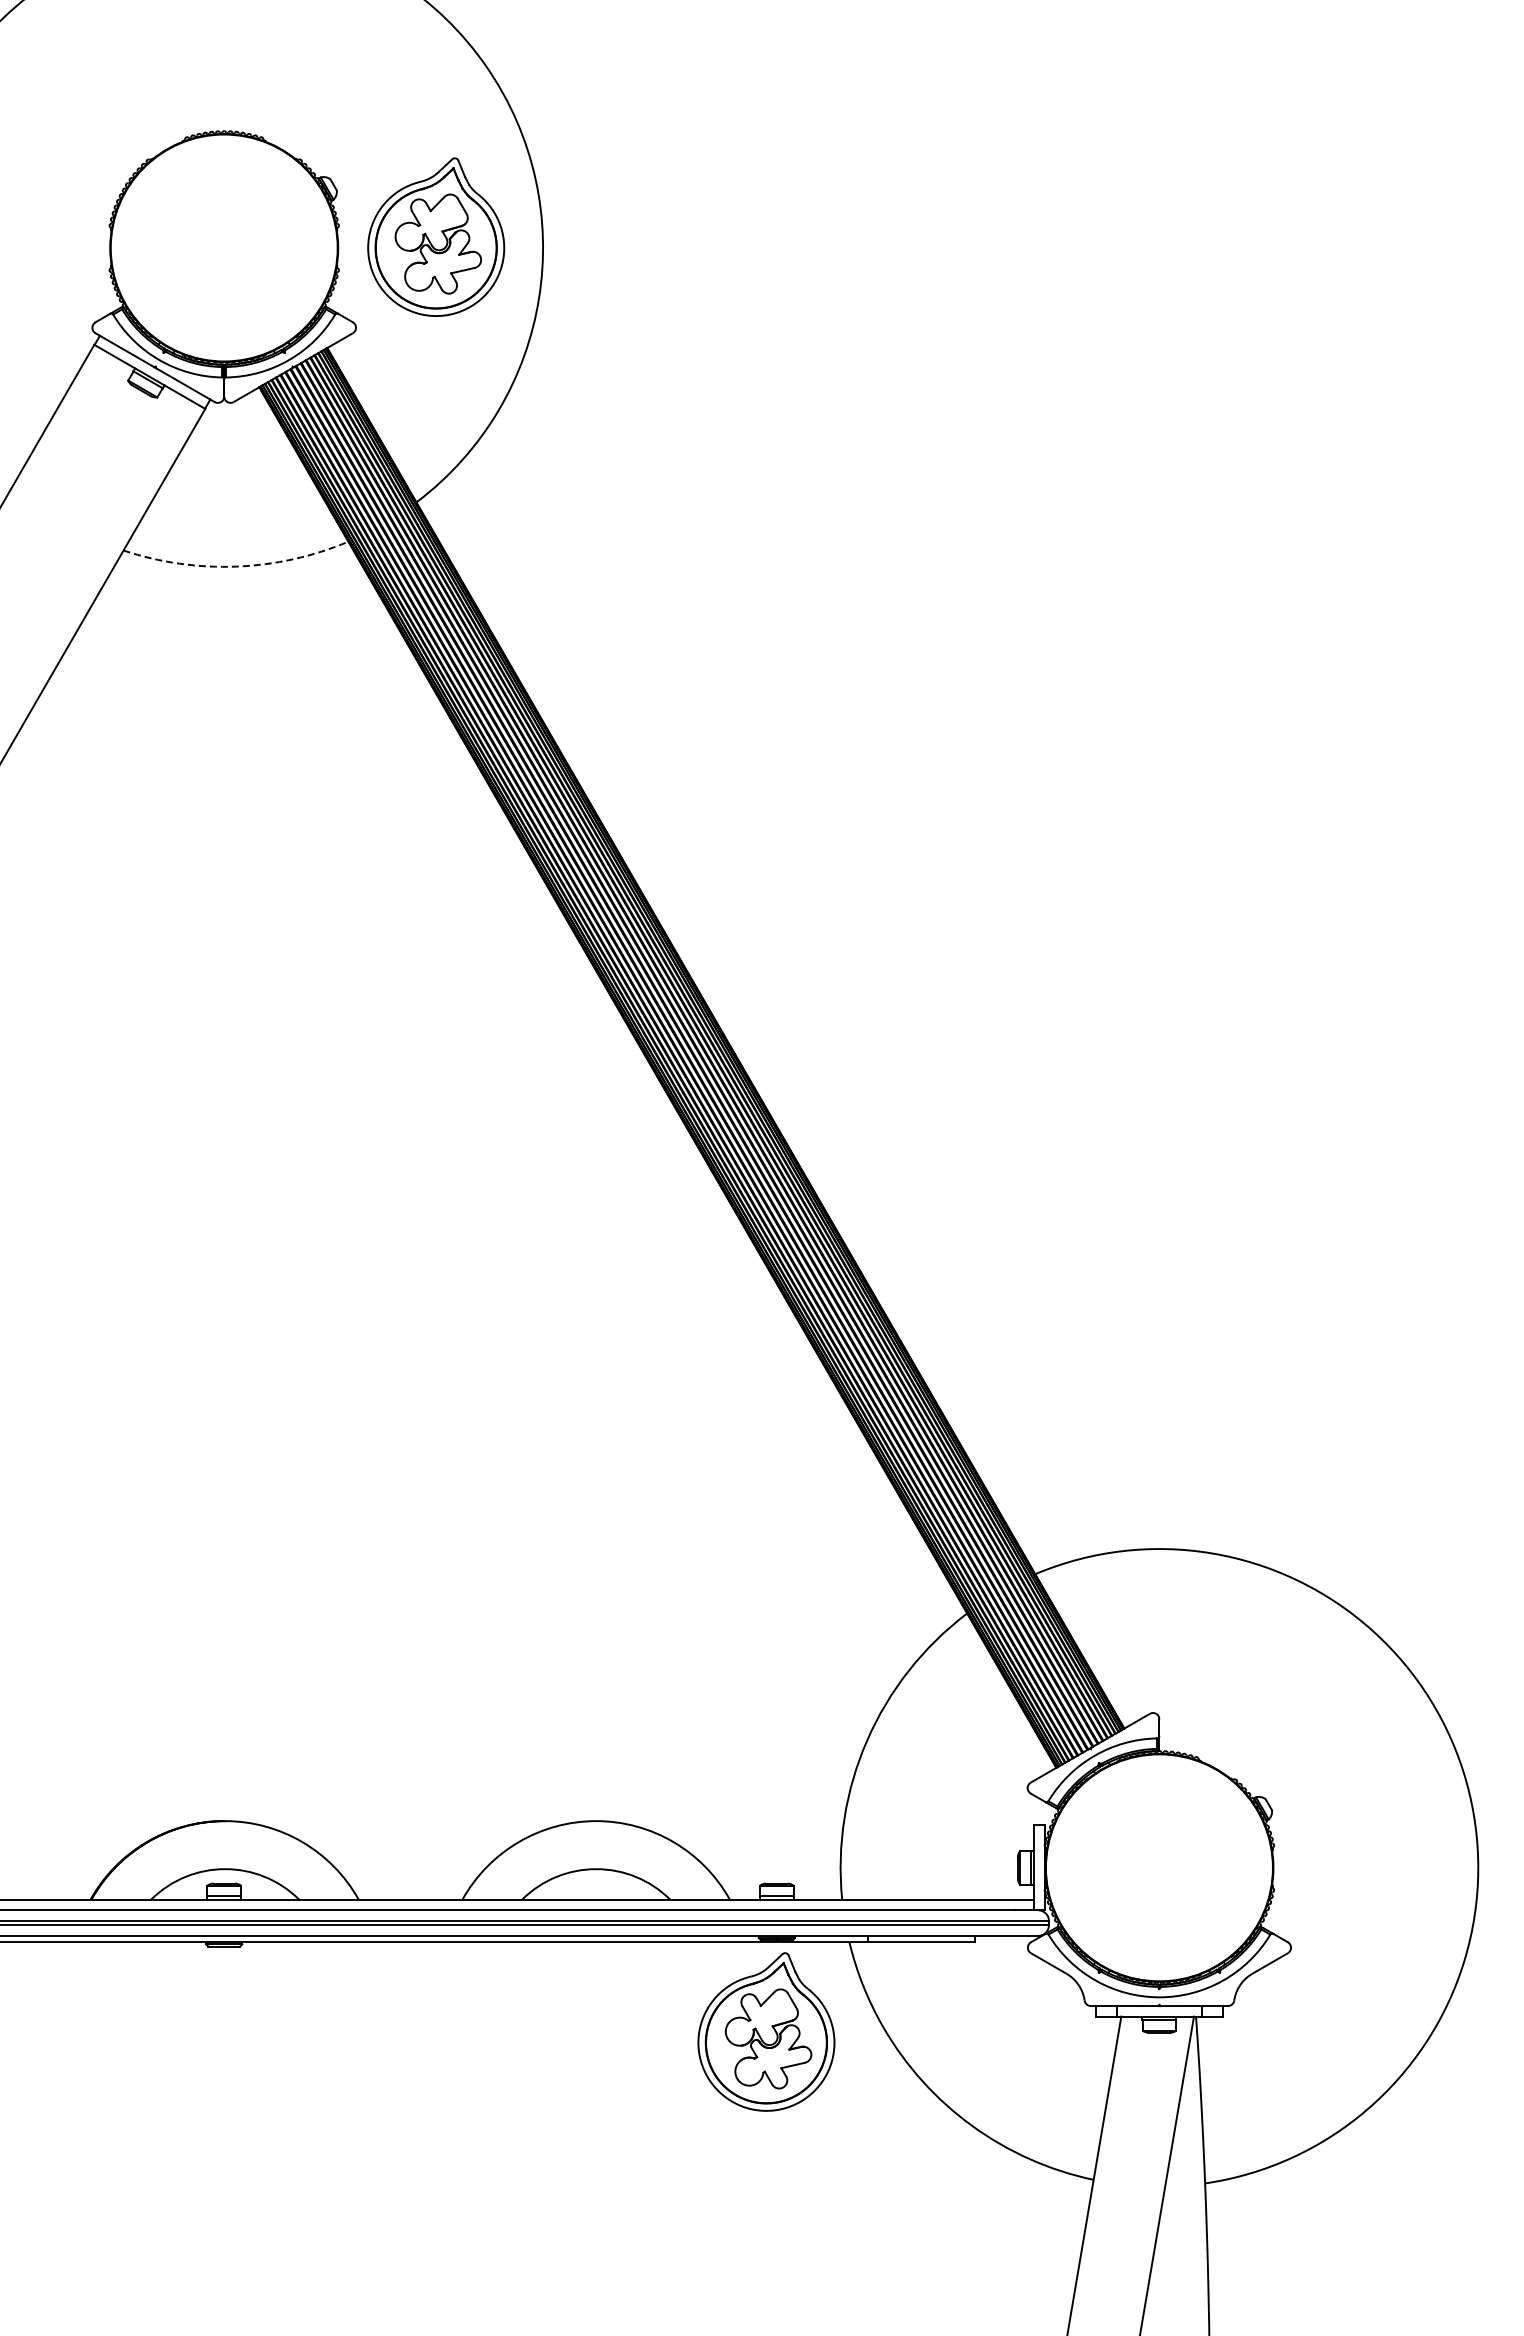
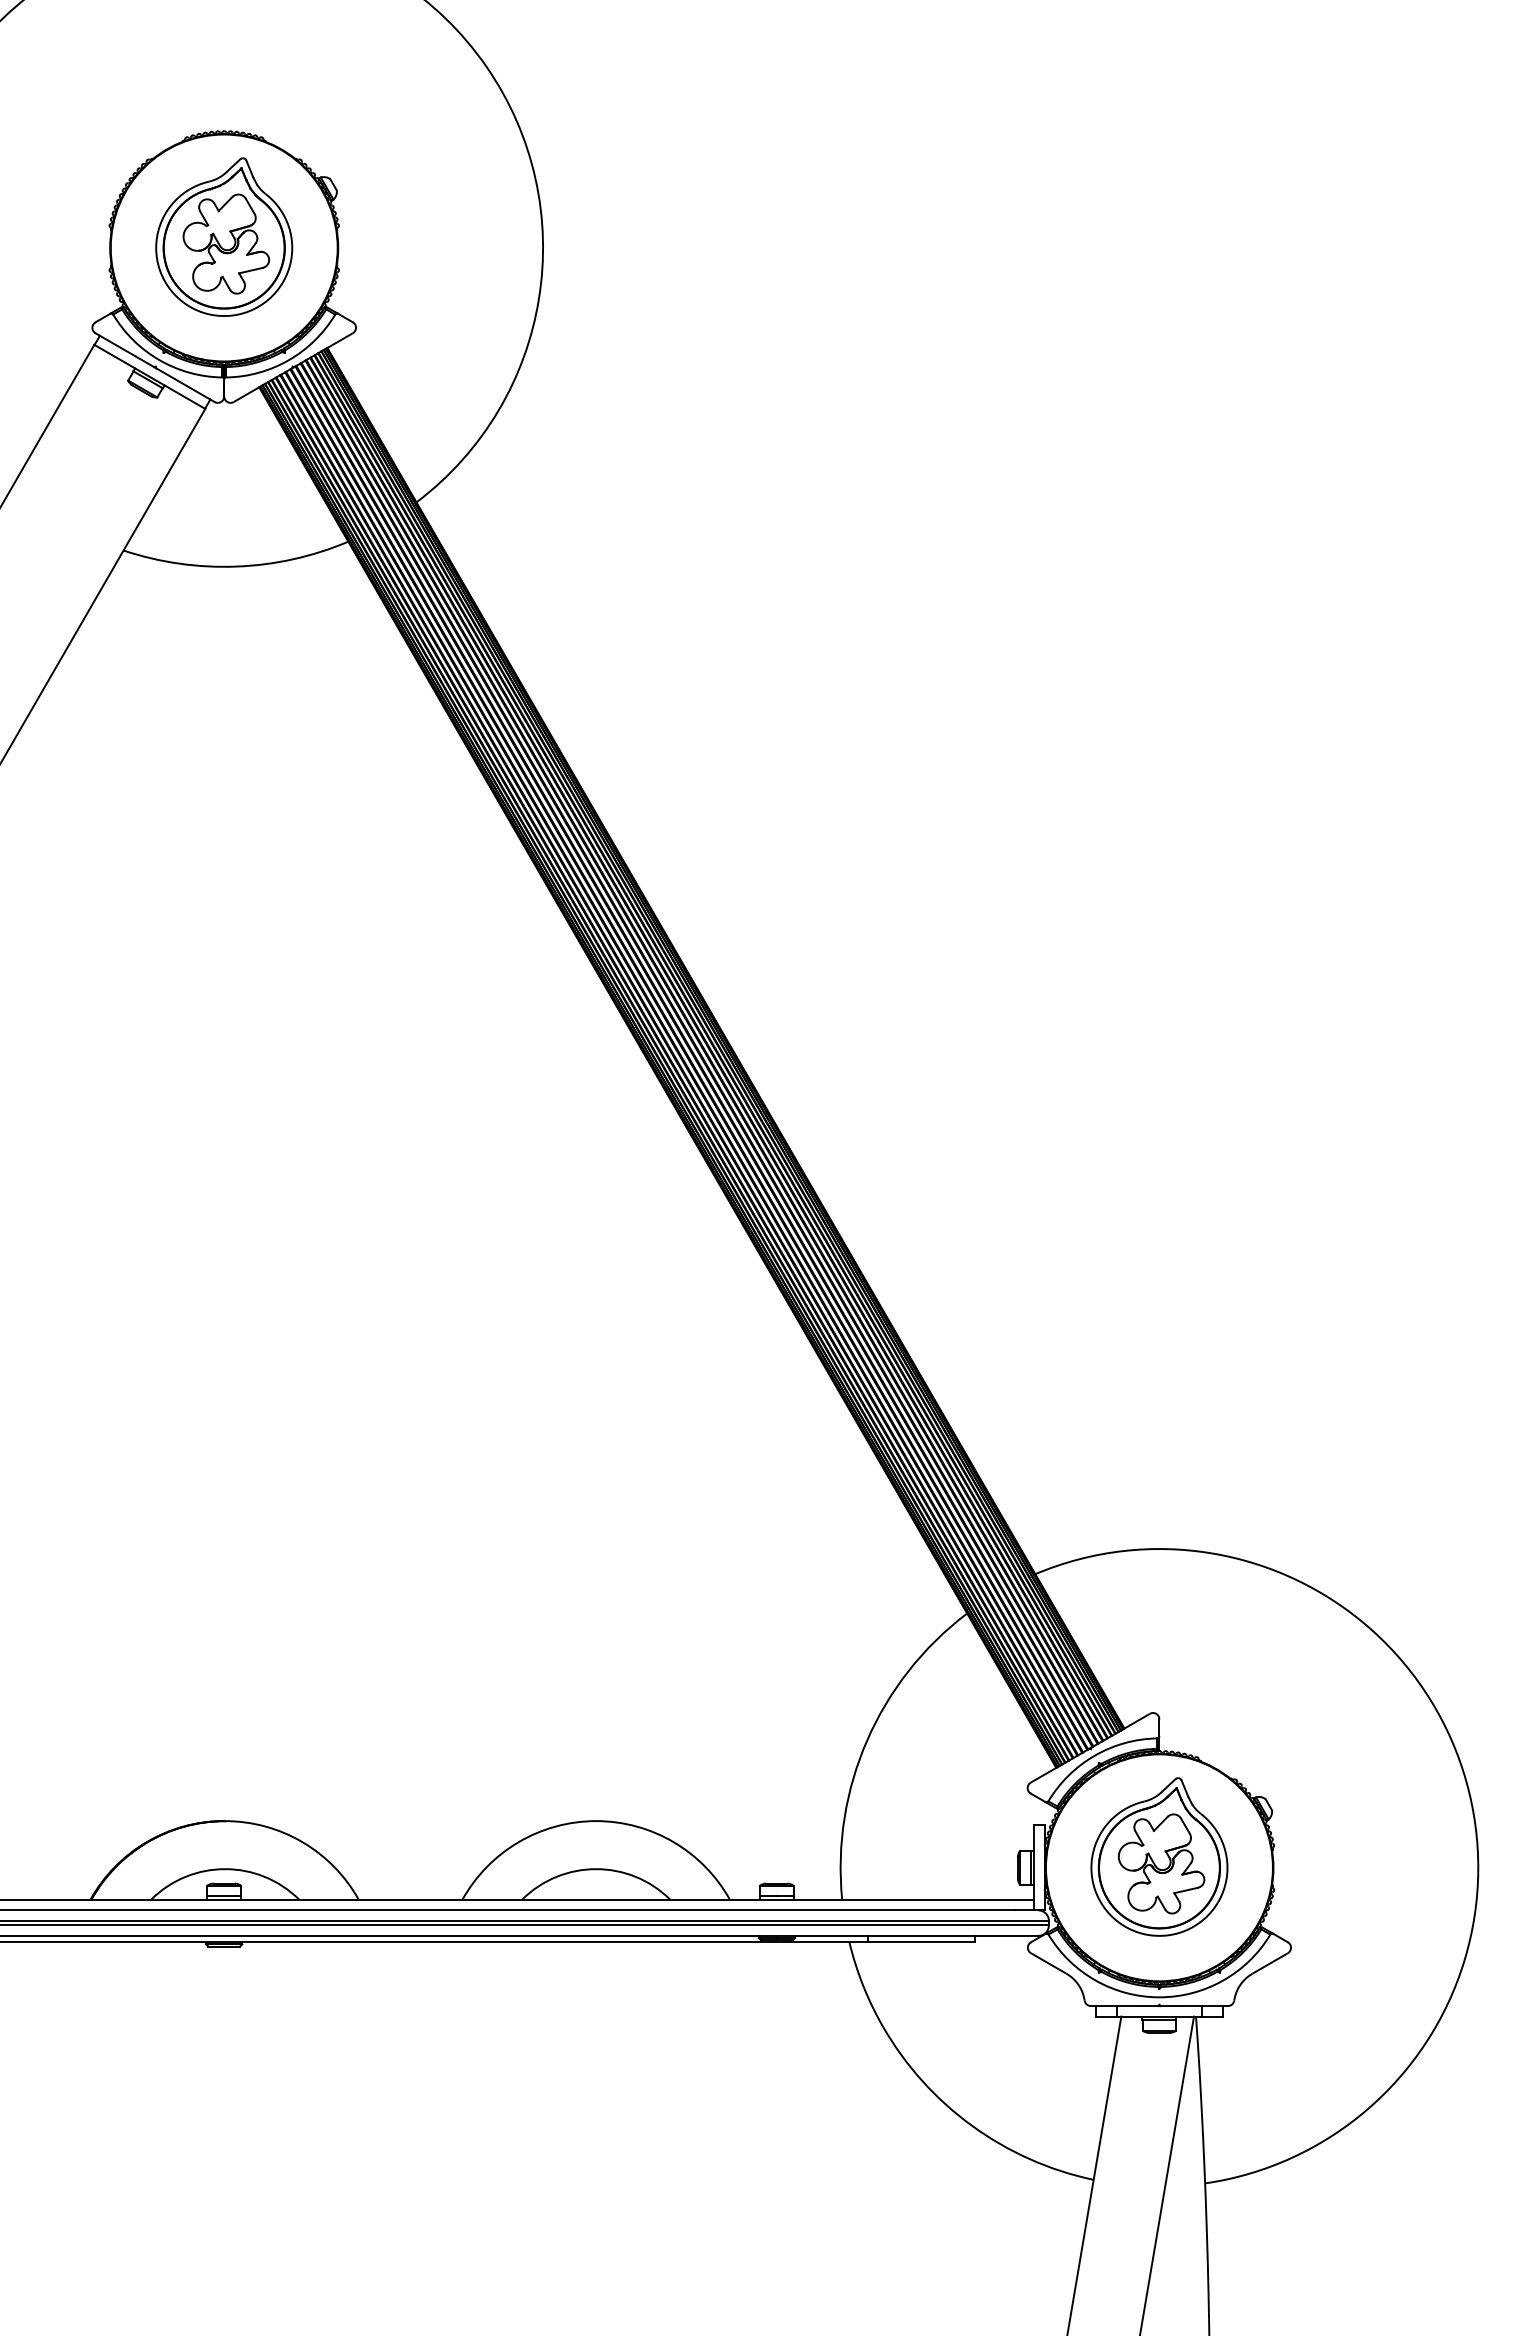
part position: (436, 236) -> (224, 236) (224, 236)
arc: dashed -> solid (236, 566)
part position: (766, 2031) -> (1159, 1856) (1159, 1856)
